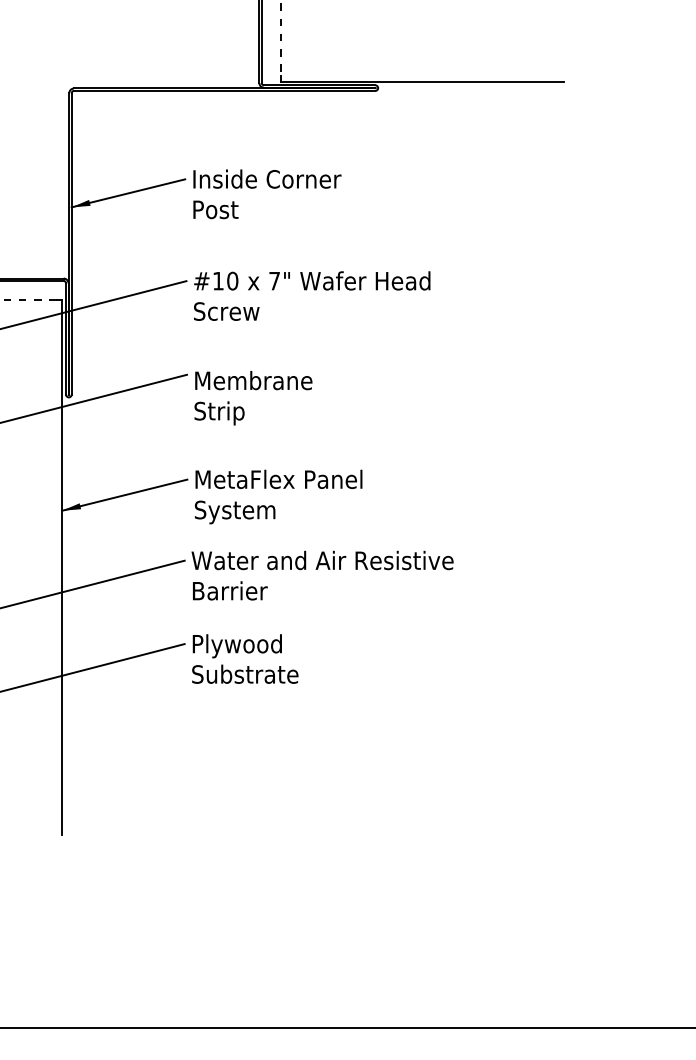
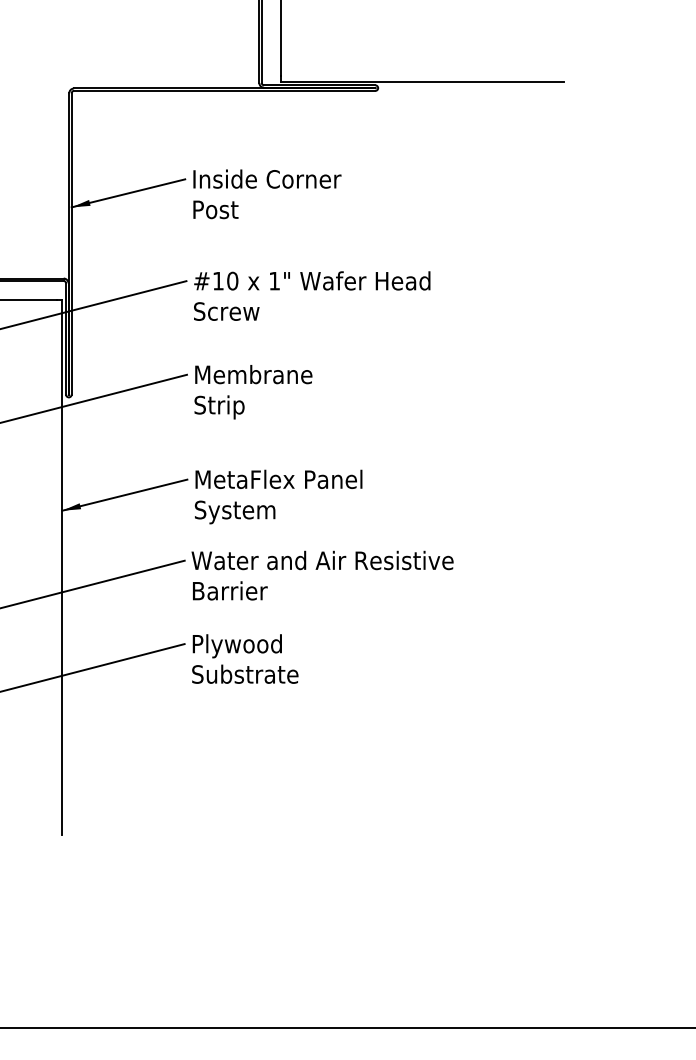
line: dashed -> solid (280, 38)
text: 7" -> 1" (274, 281)
line: dashed -> solid (28, 299)
text position: (253, 398) -> (253, 392) (253, 392)
